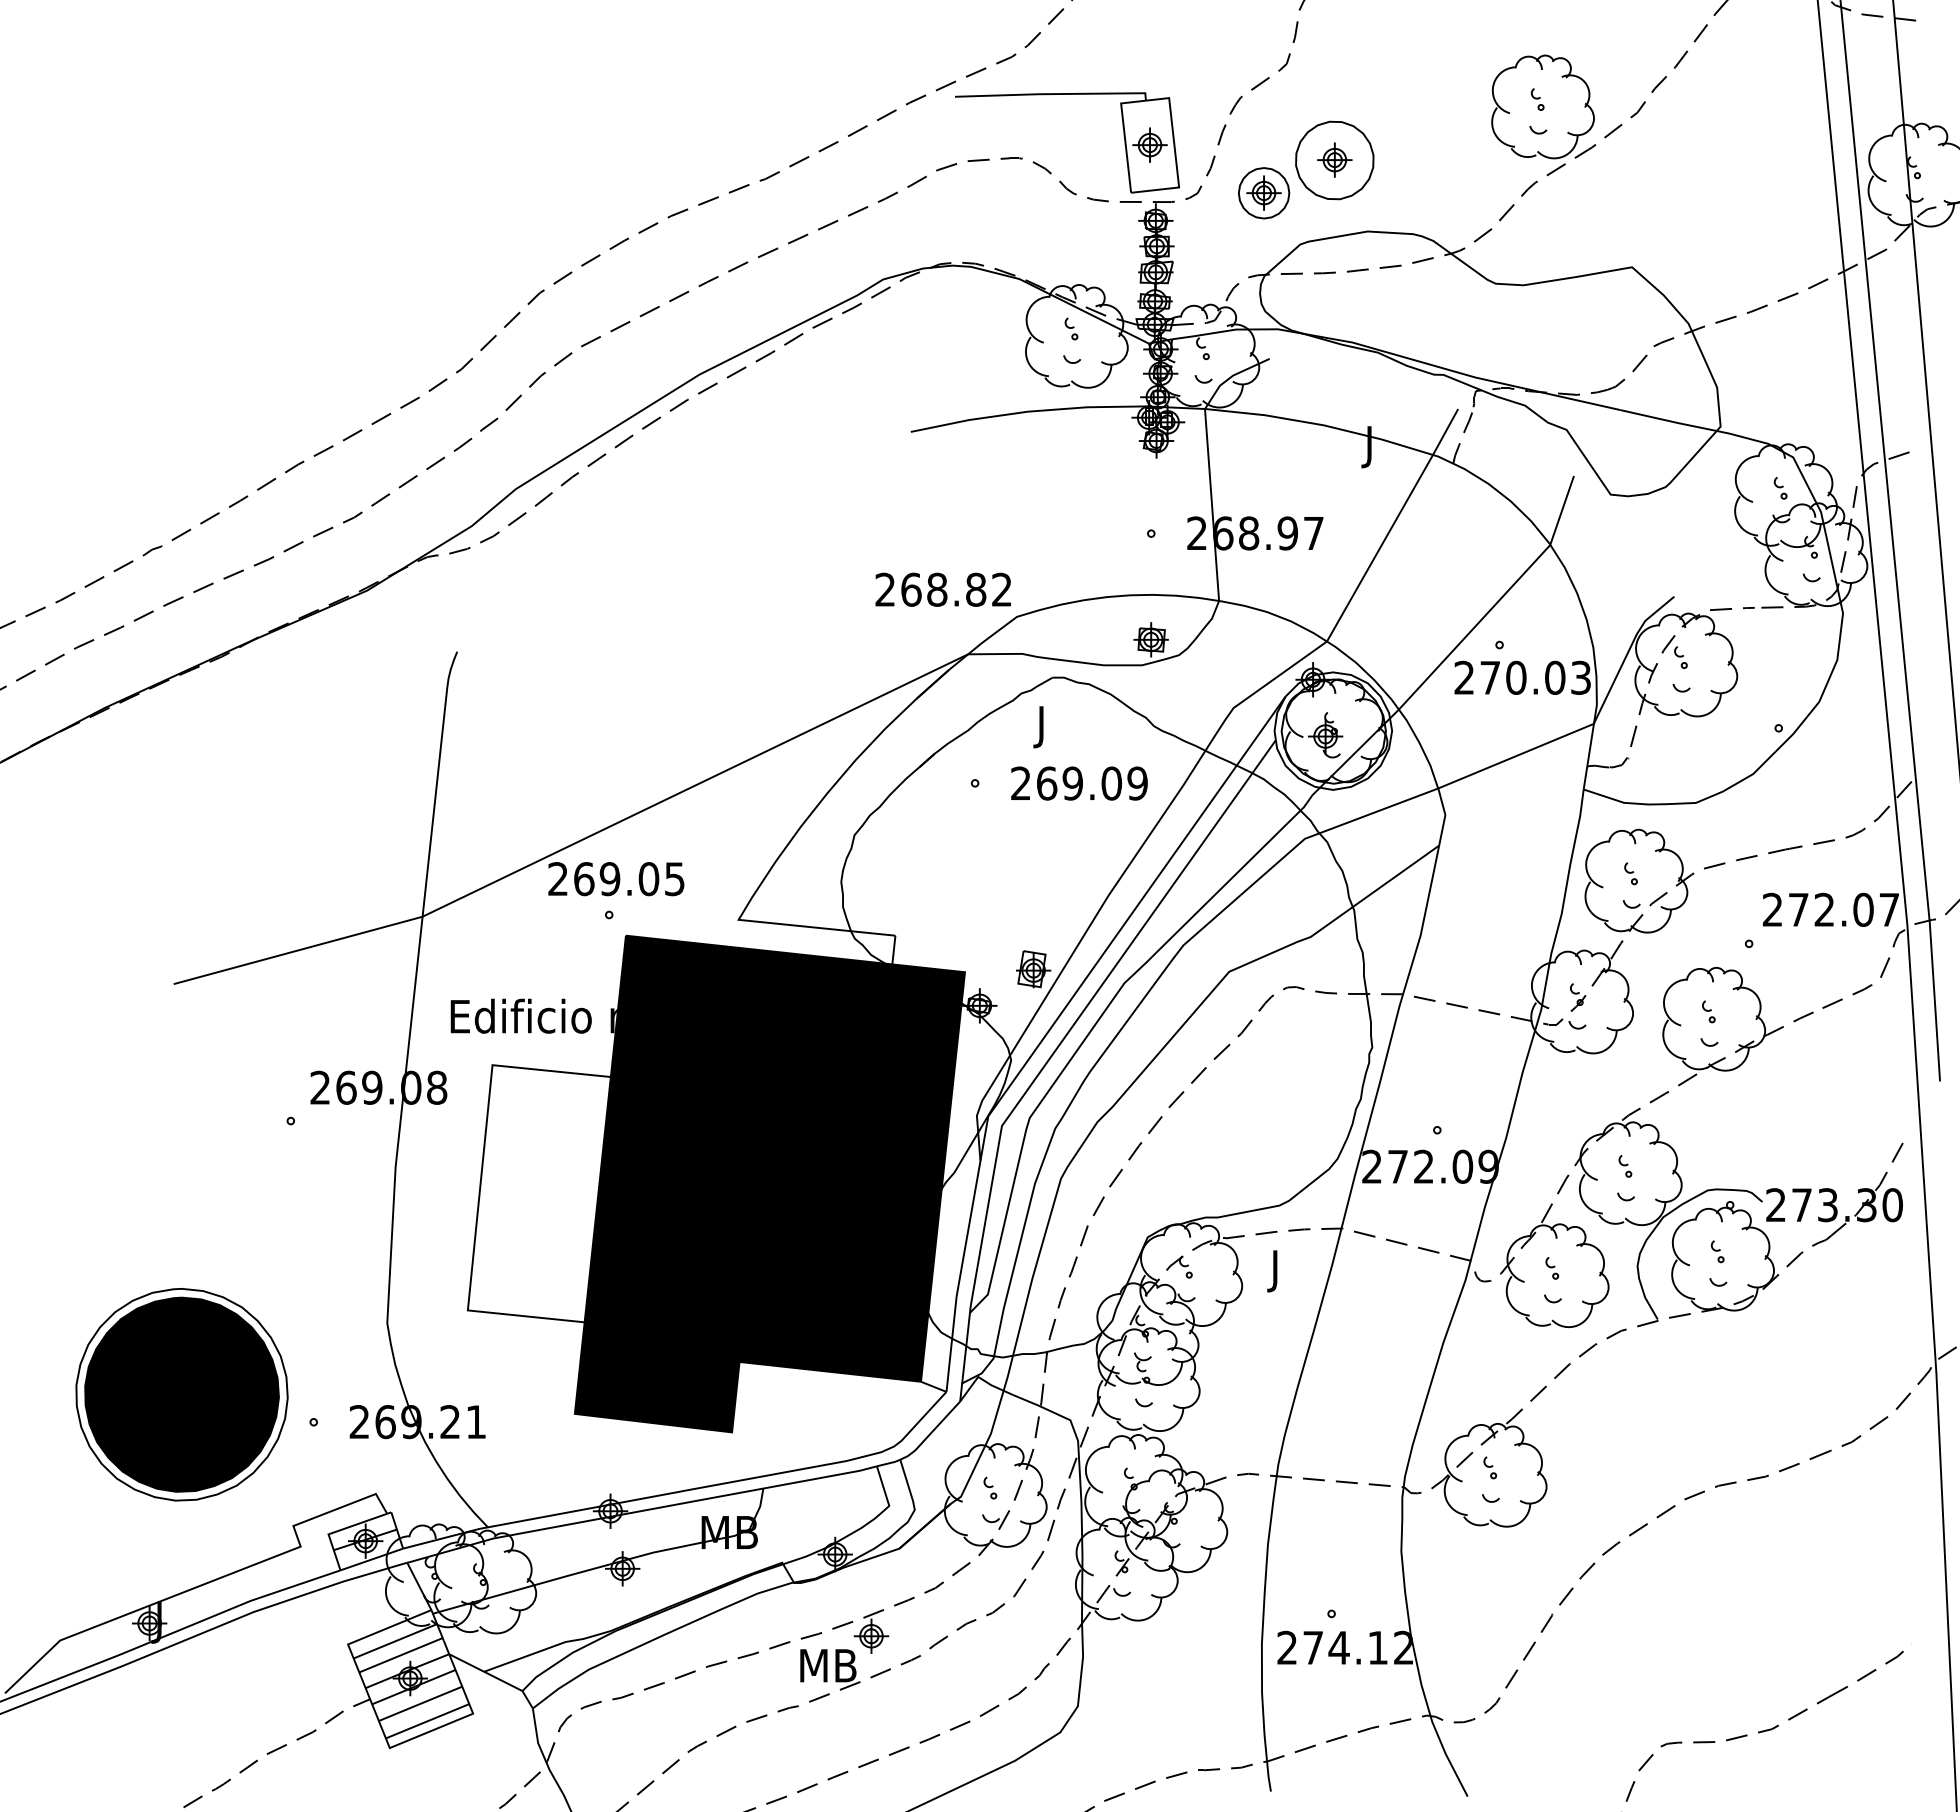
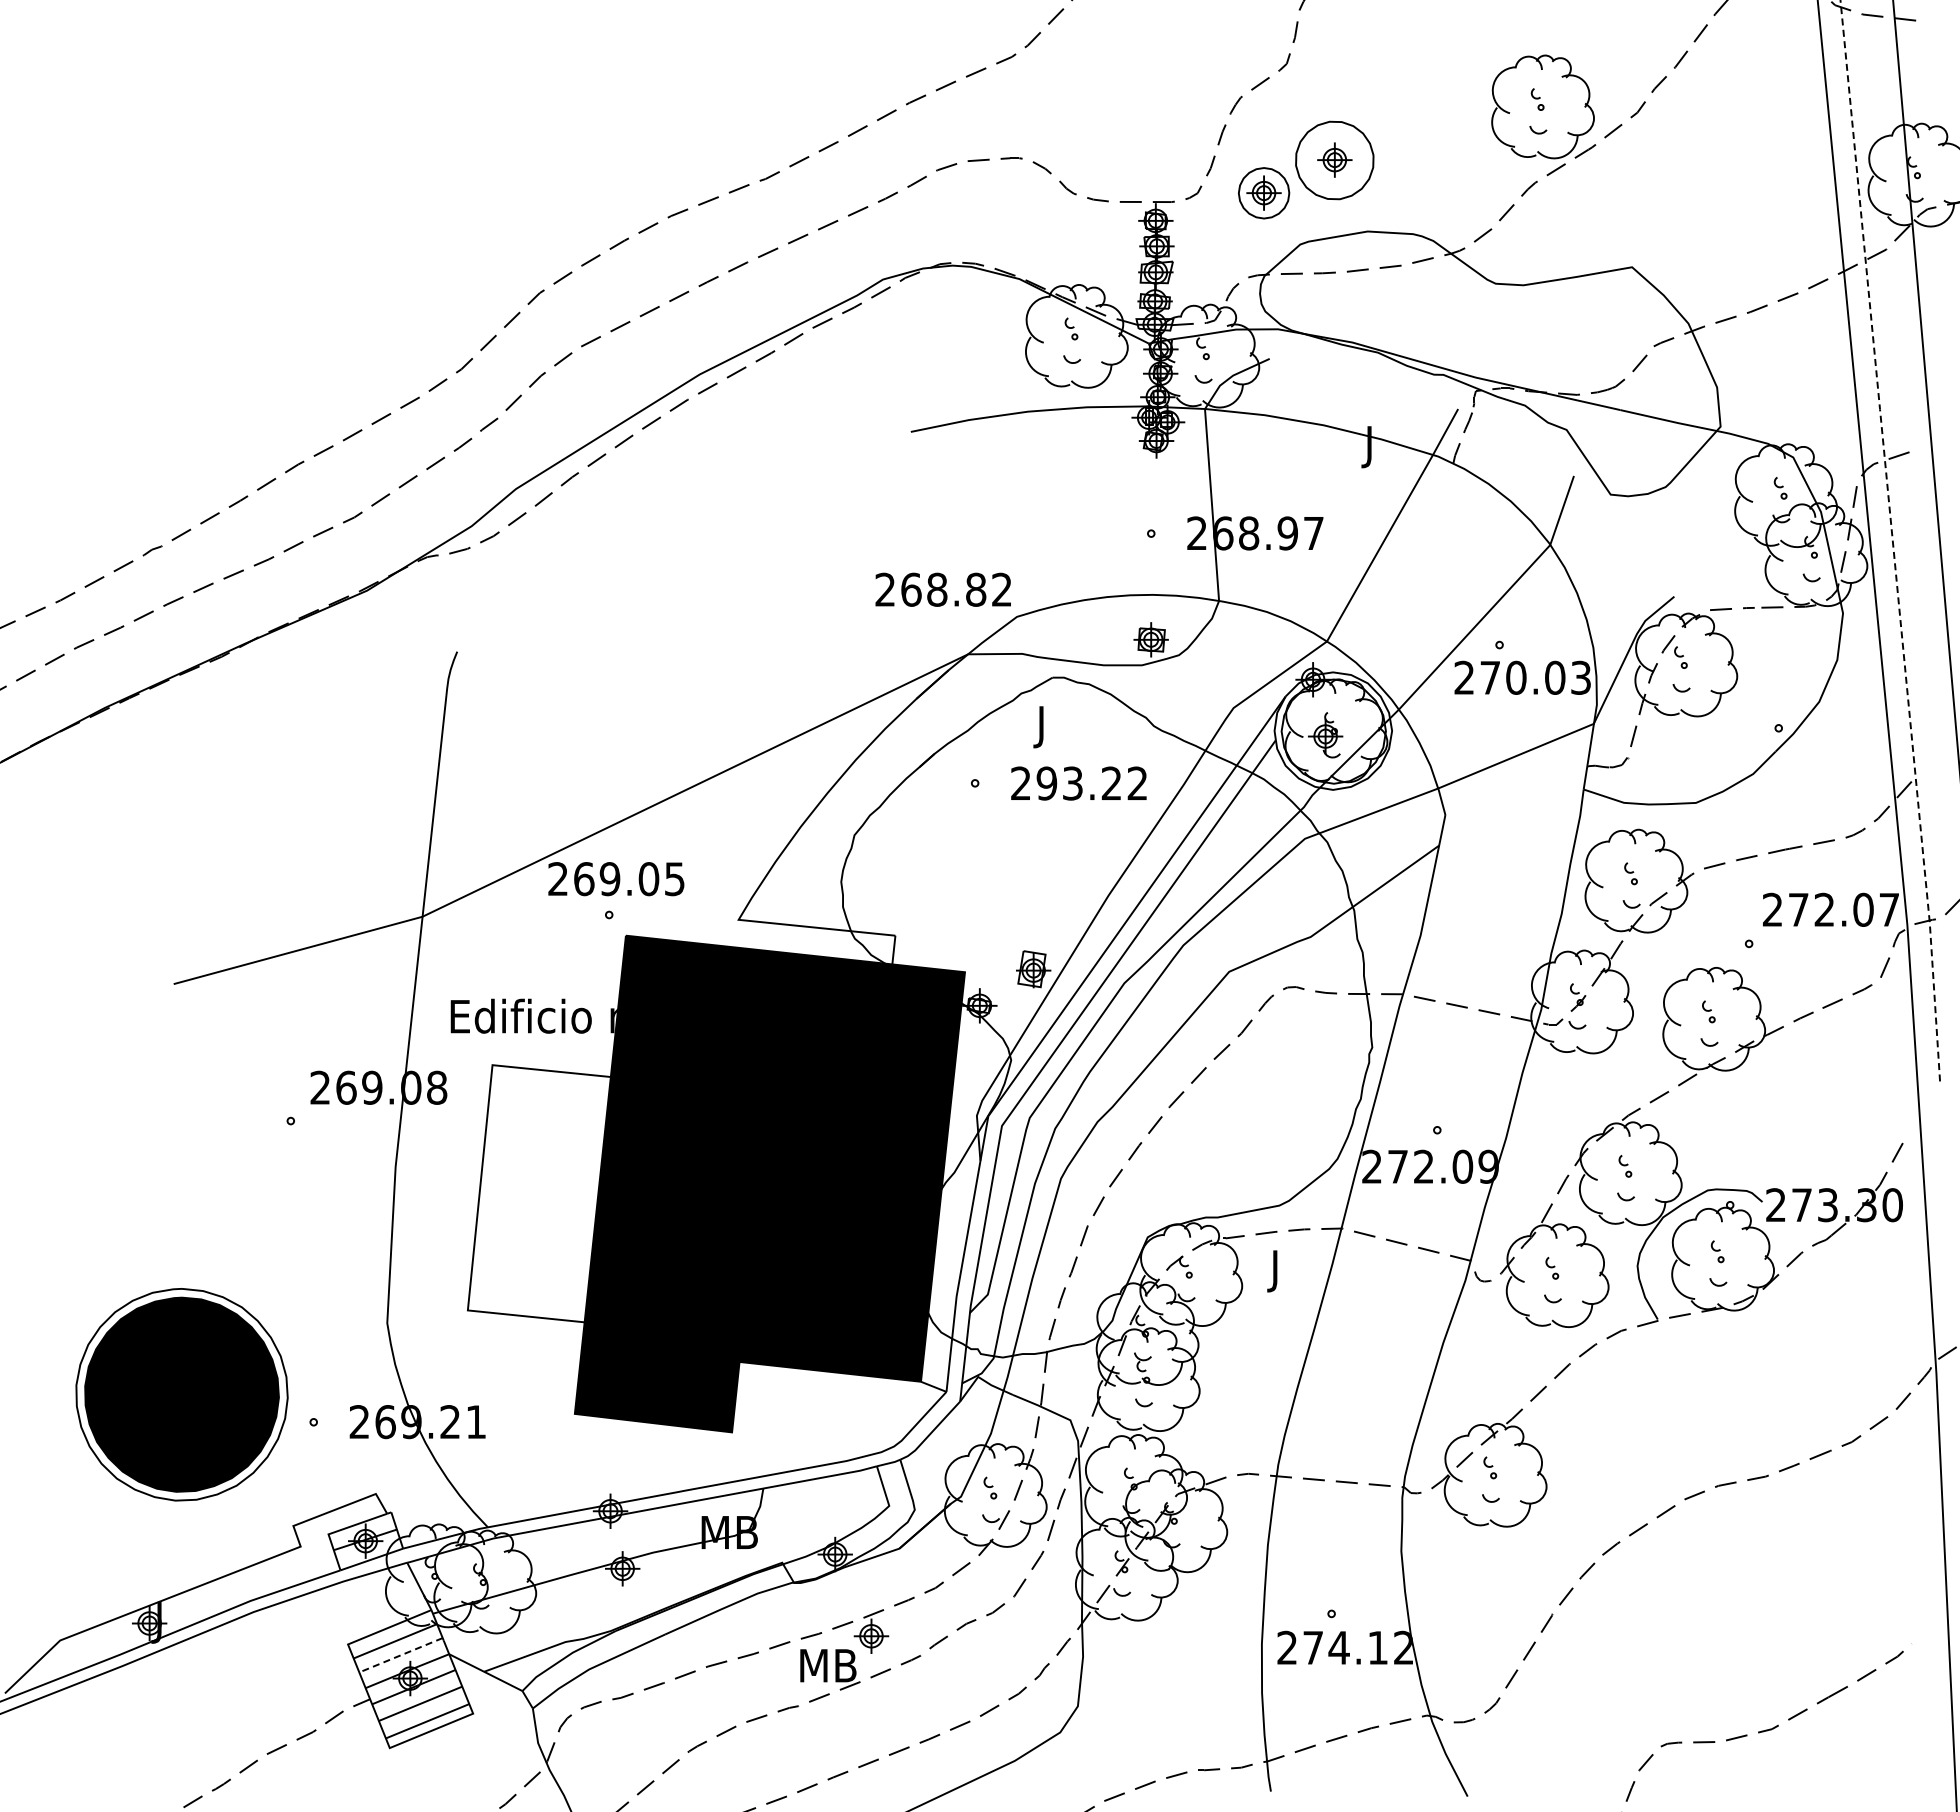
part: present -> none (1067, 94)
line: solid -> dashed (1892, 540)
text: 269.09 -> 293.22 (1091, 783)
line: solid -> dashed (400, 1655)
